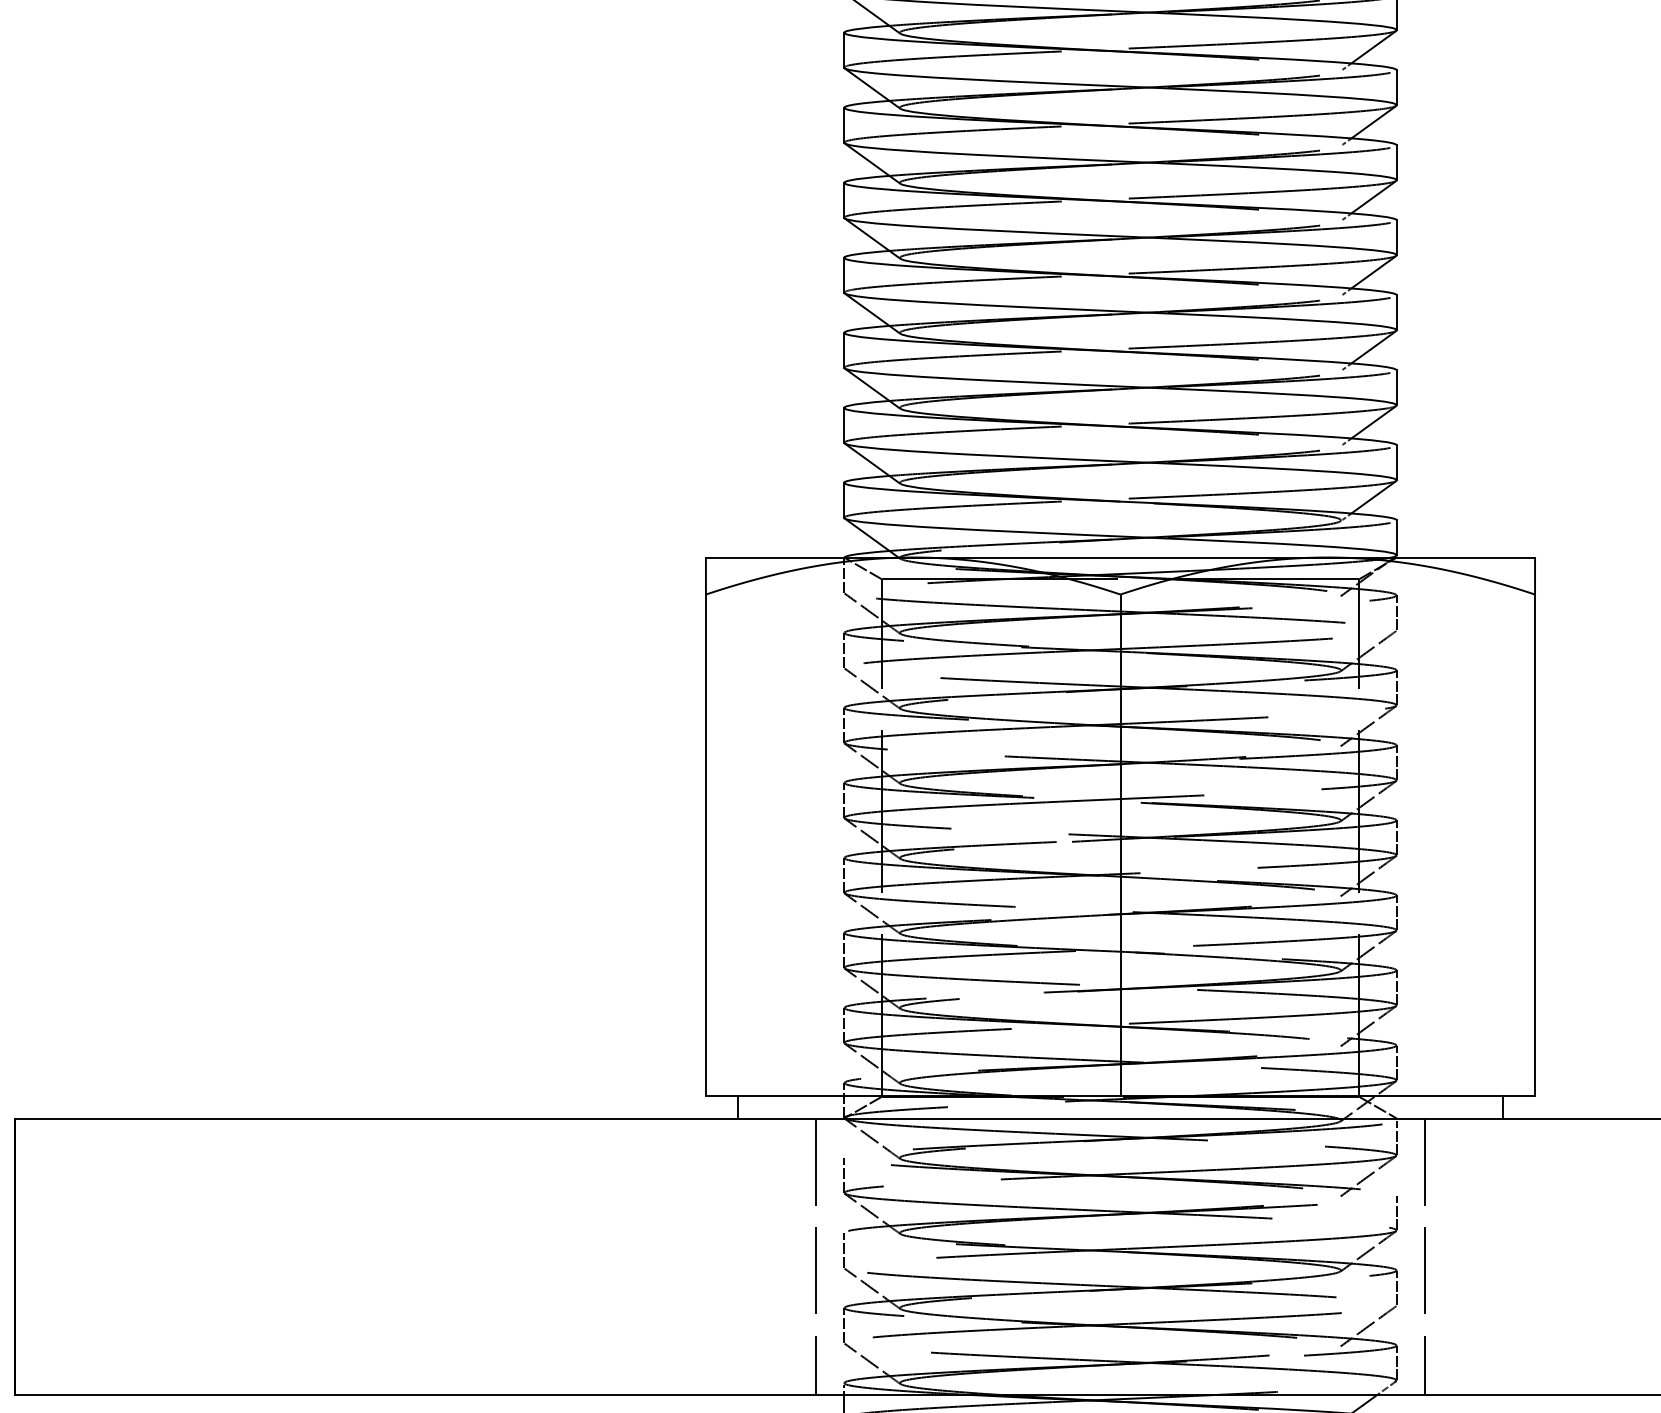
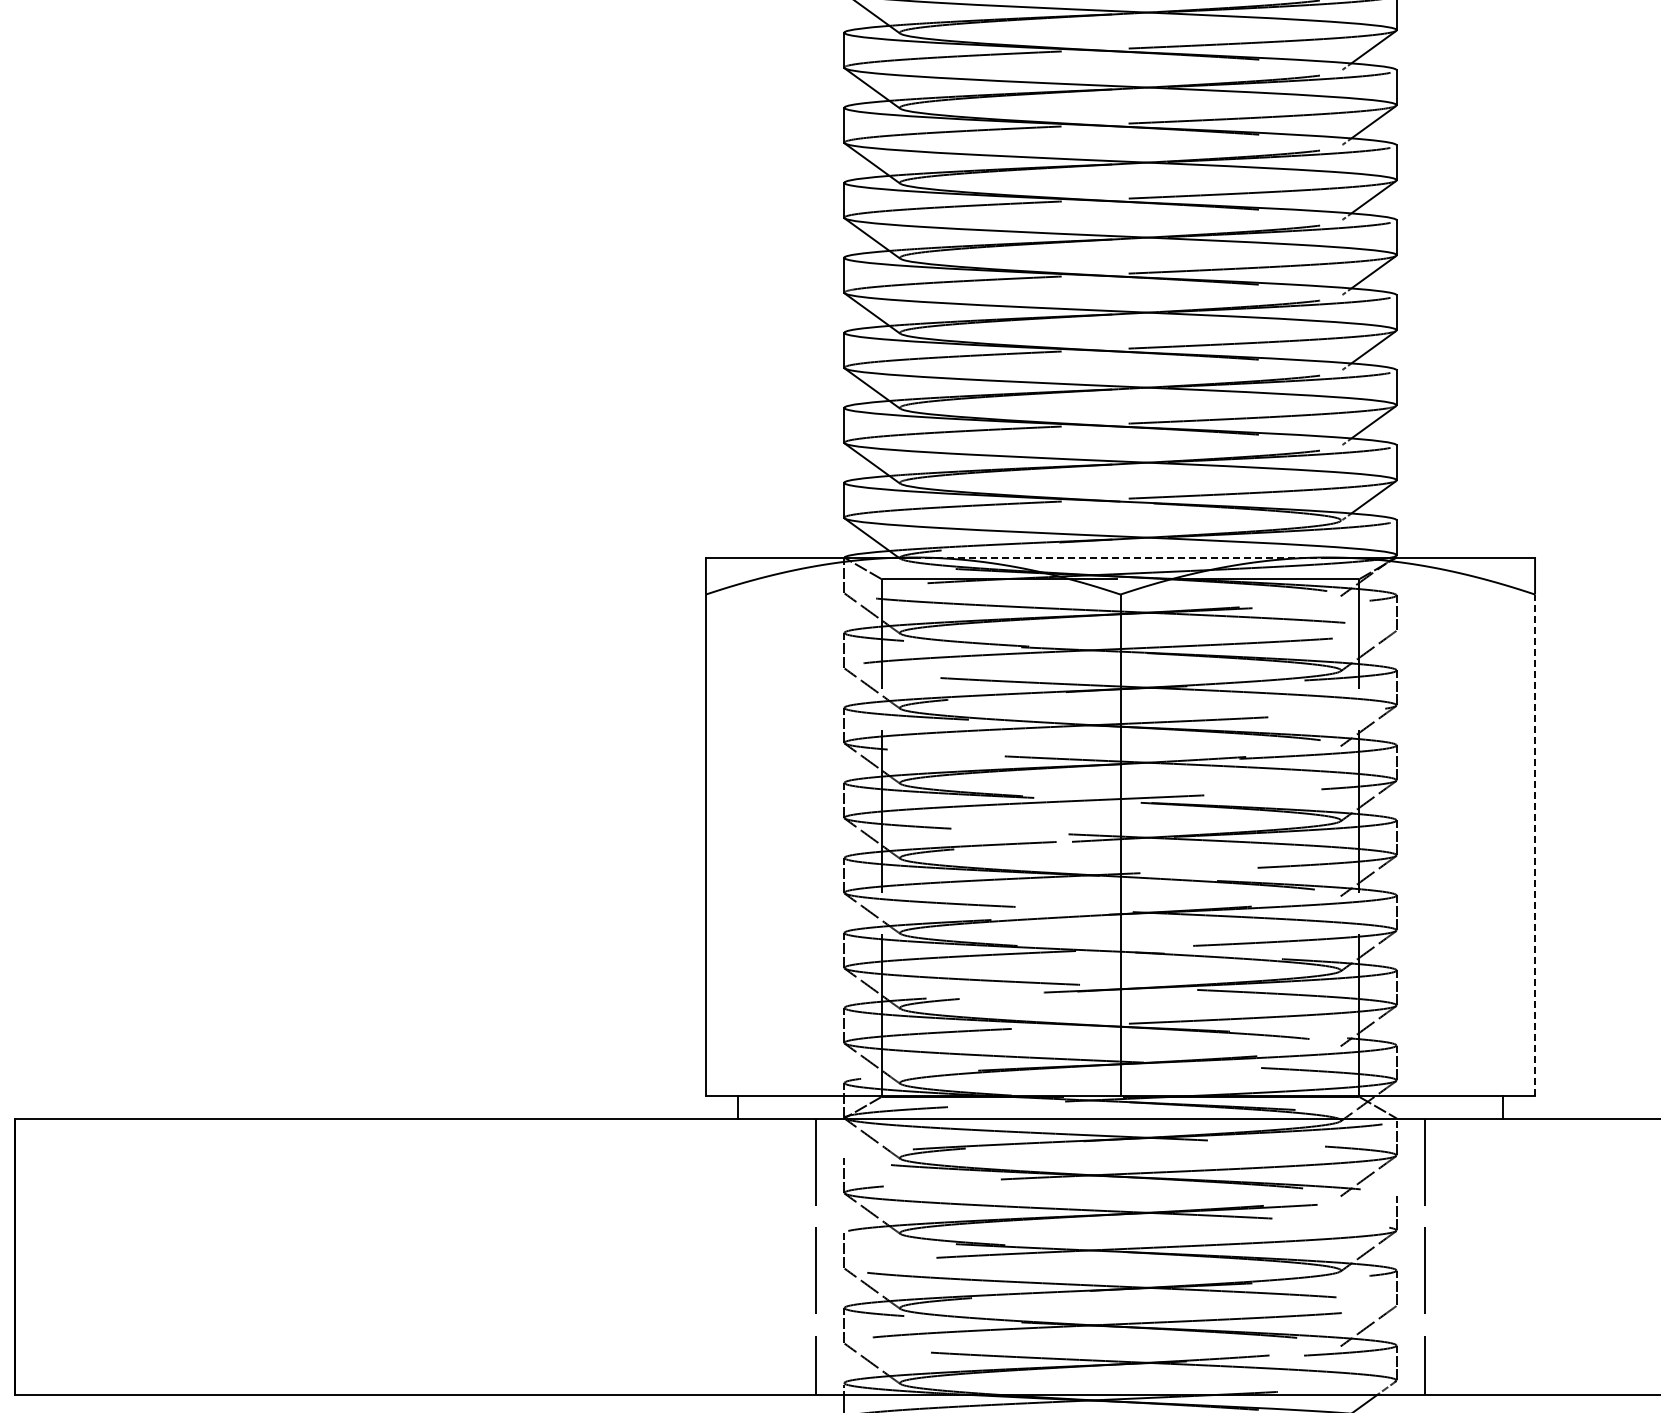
line: solid -> dashed (1120, 557)
line: solid -> dashed (1535, 845)
